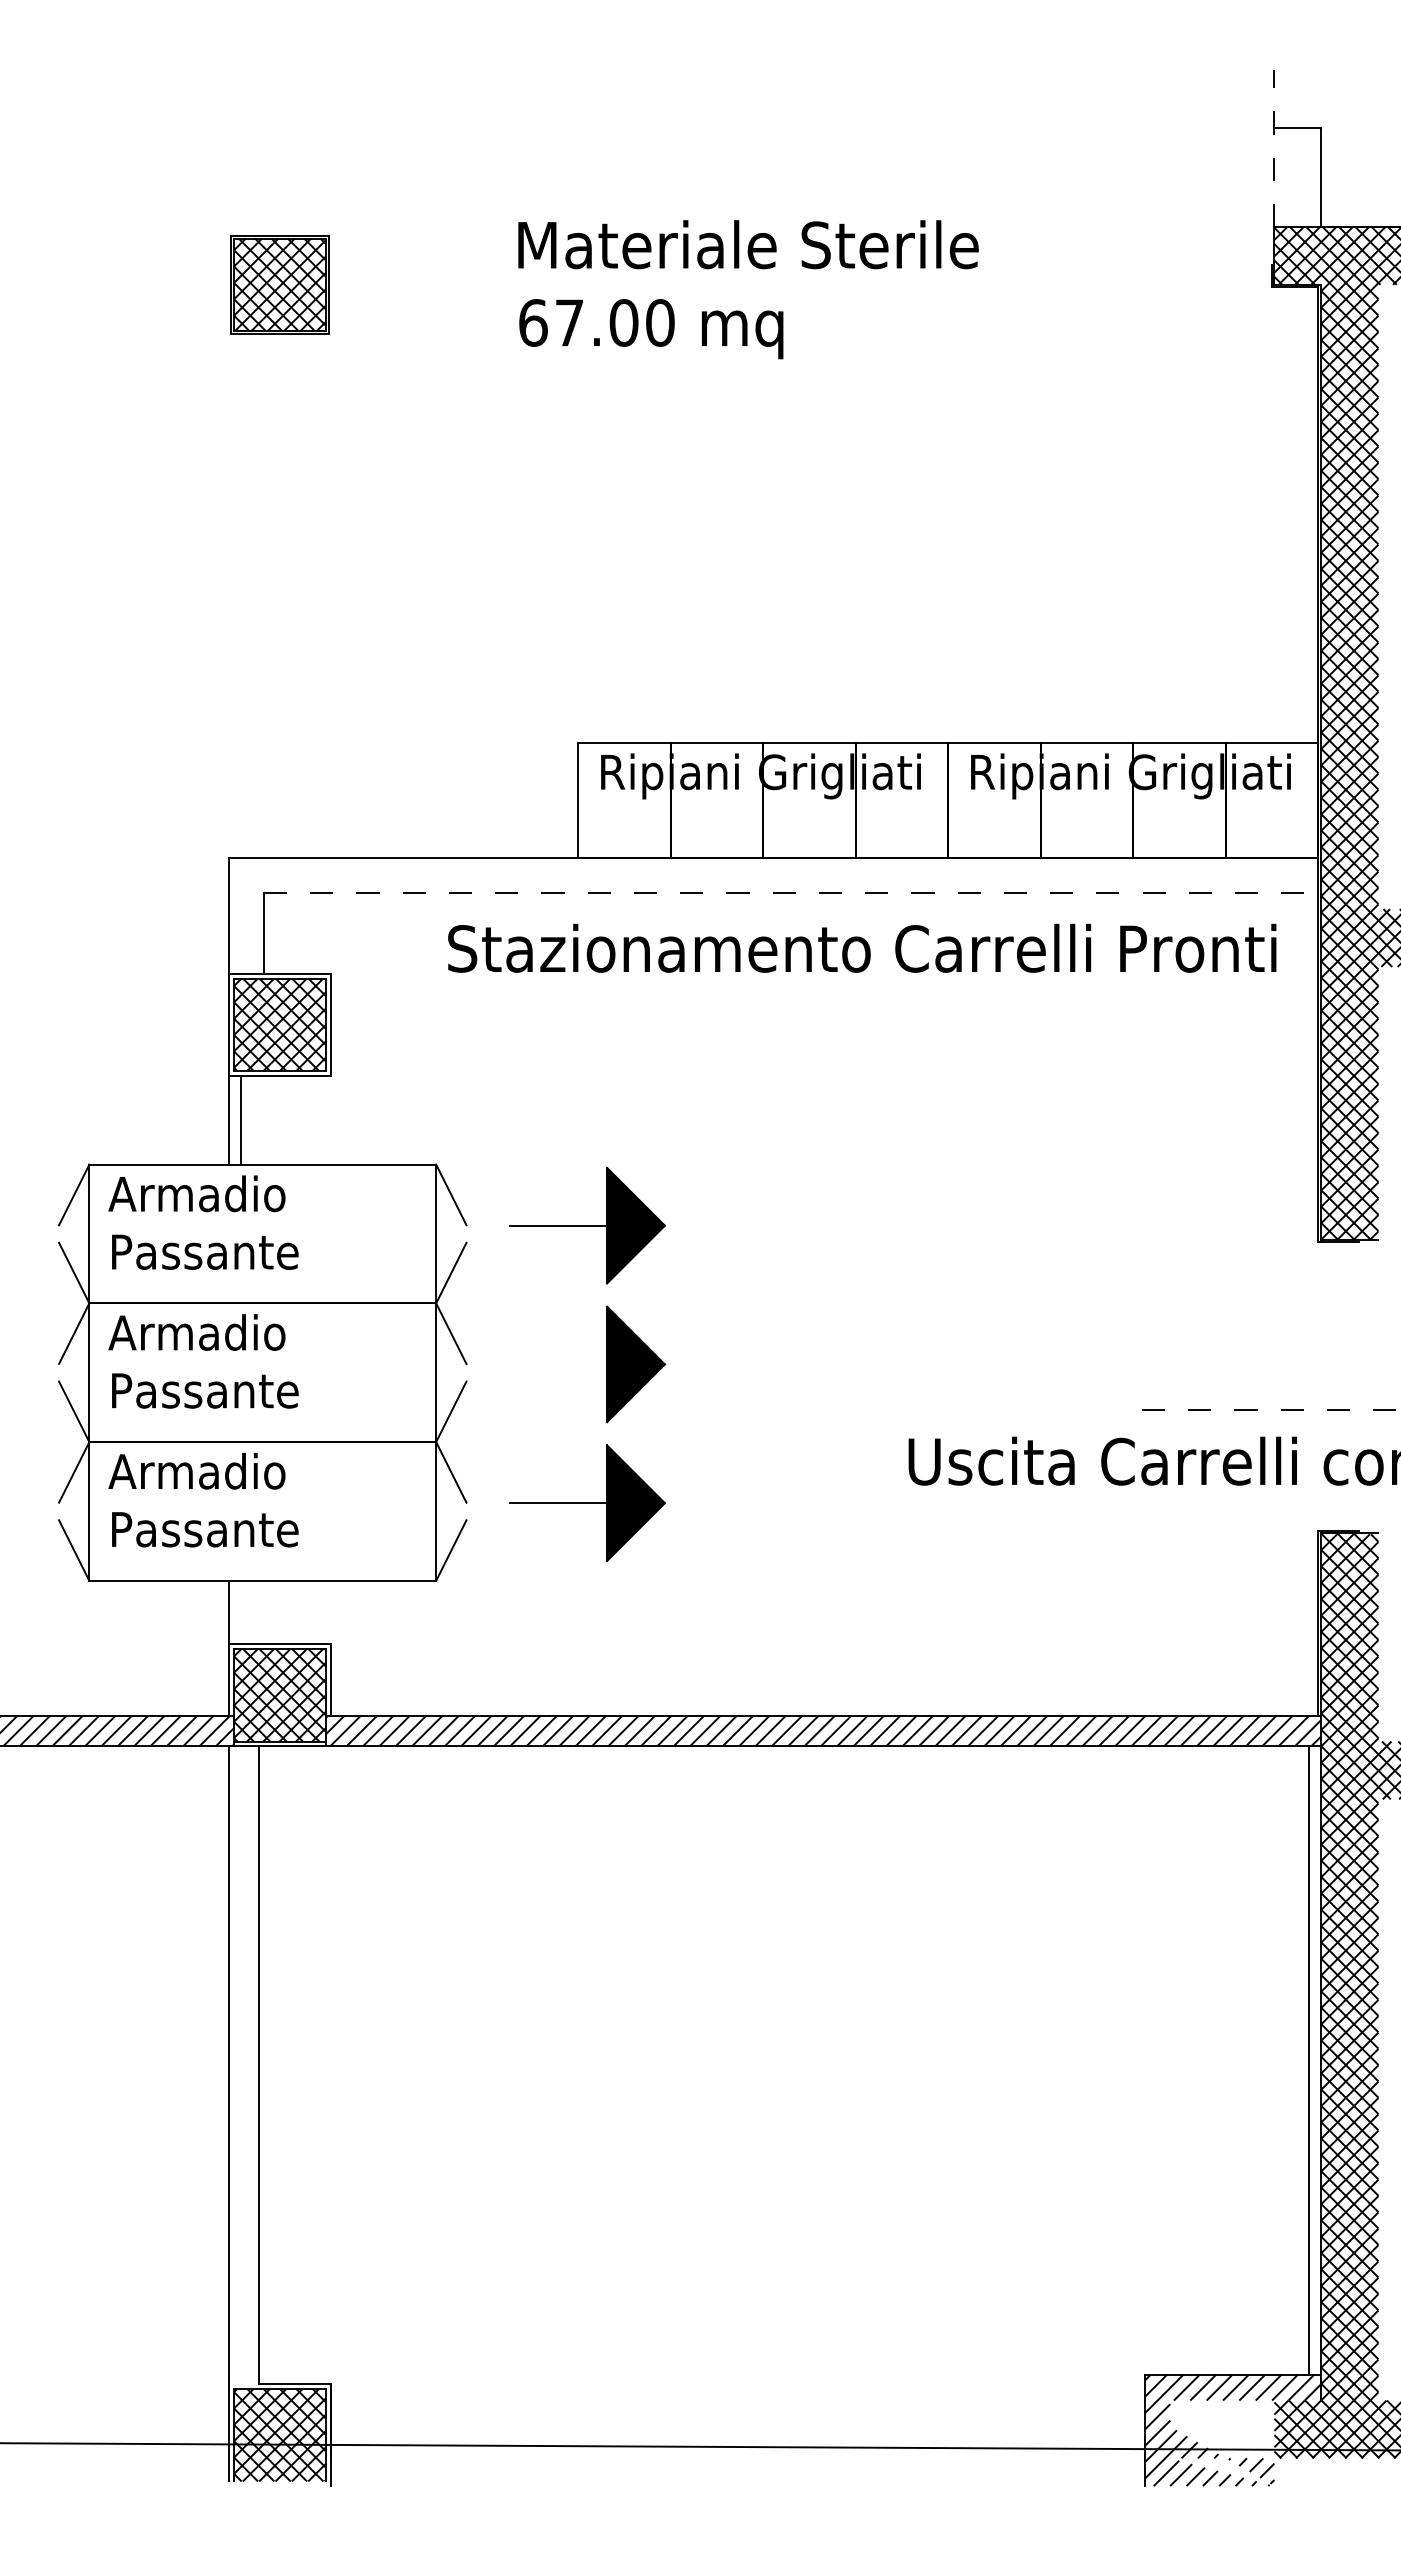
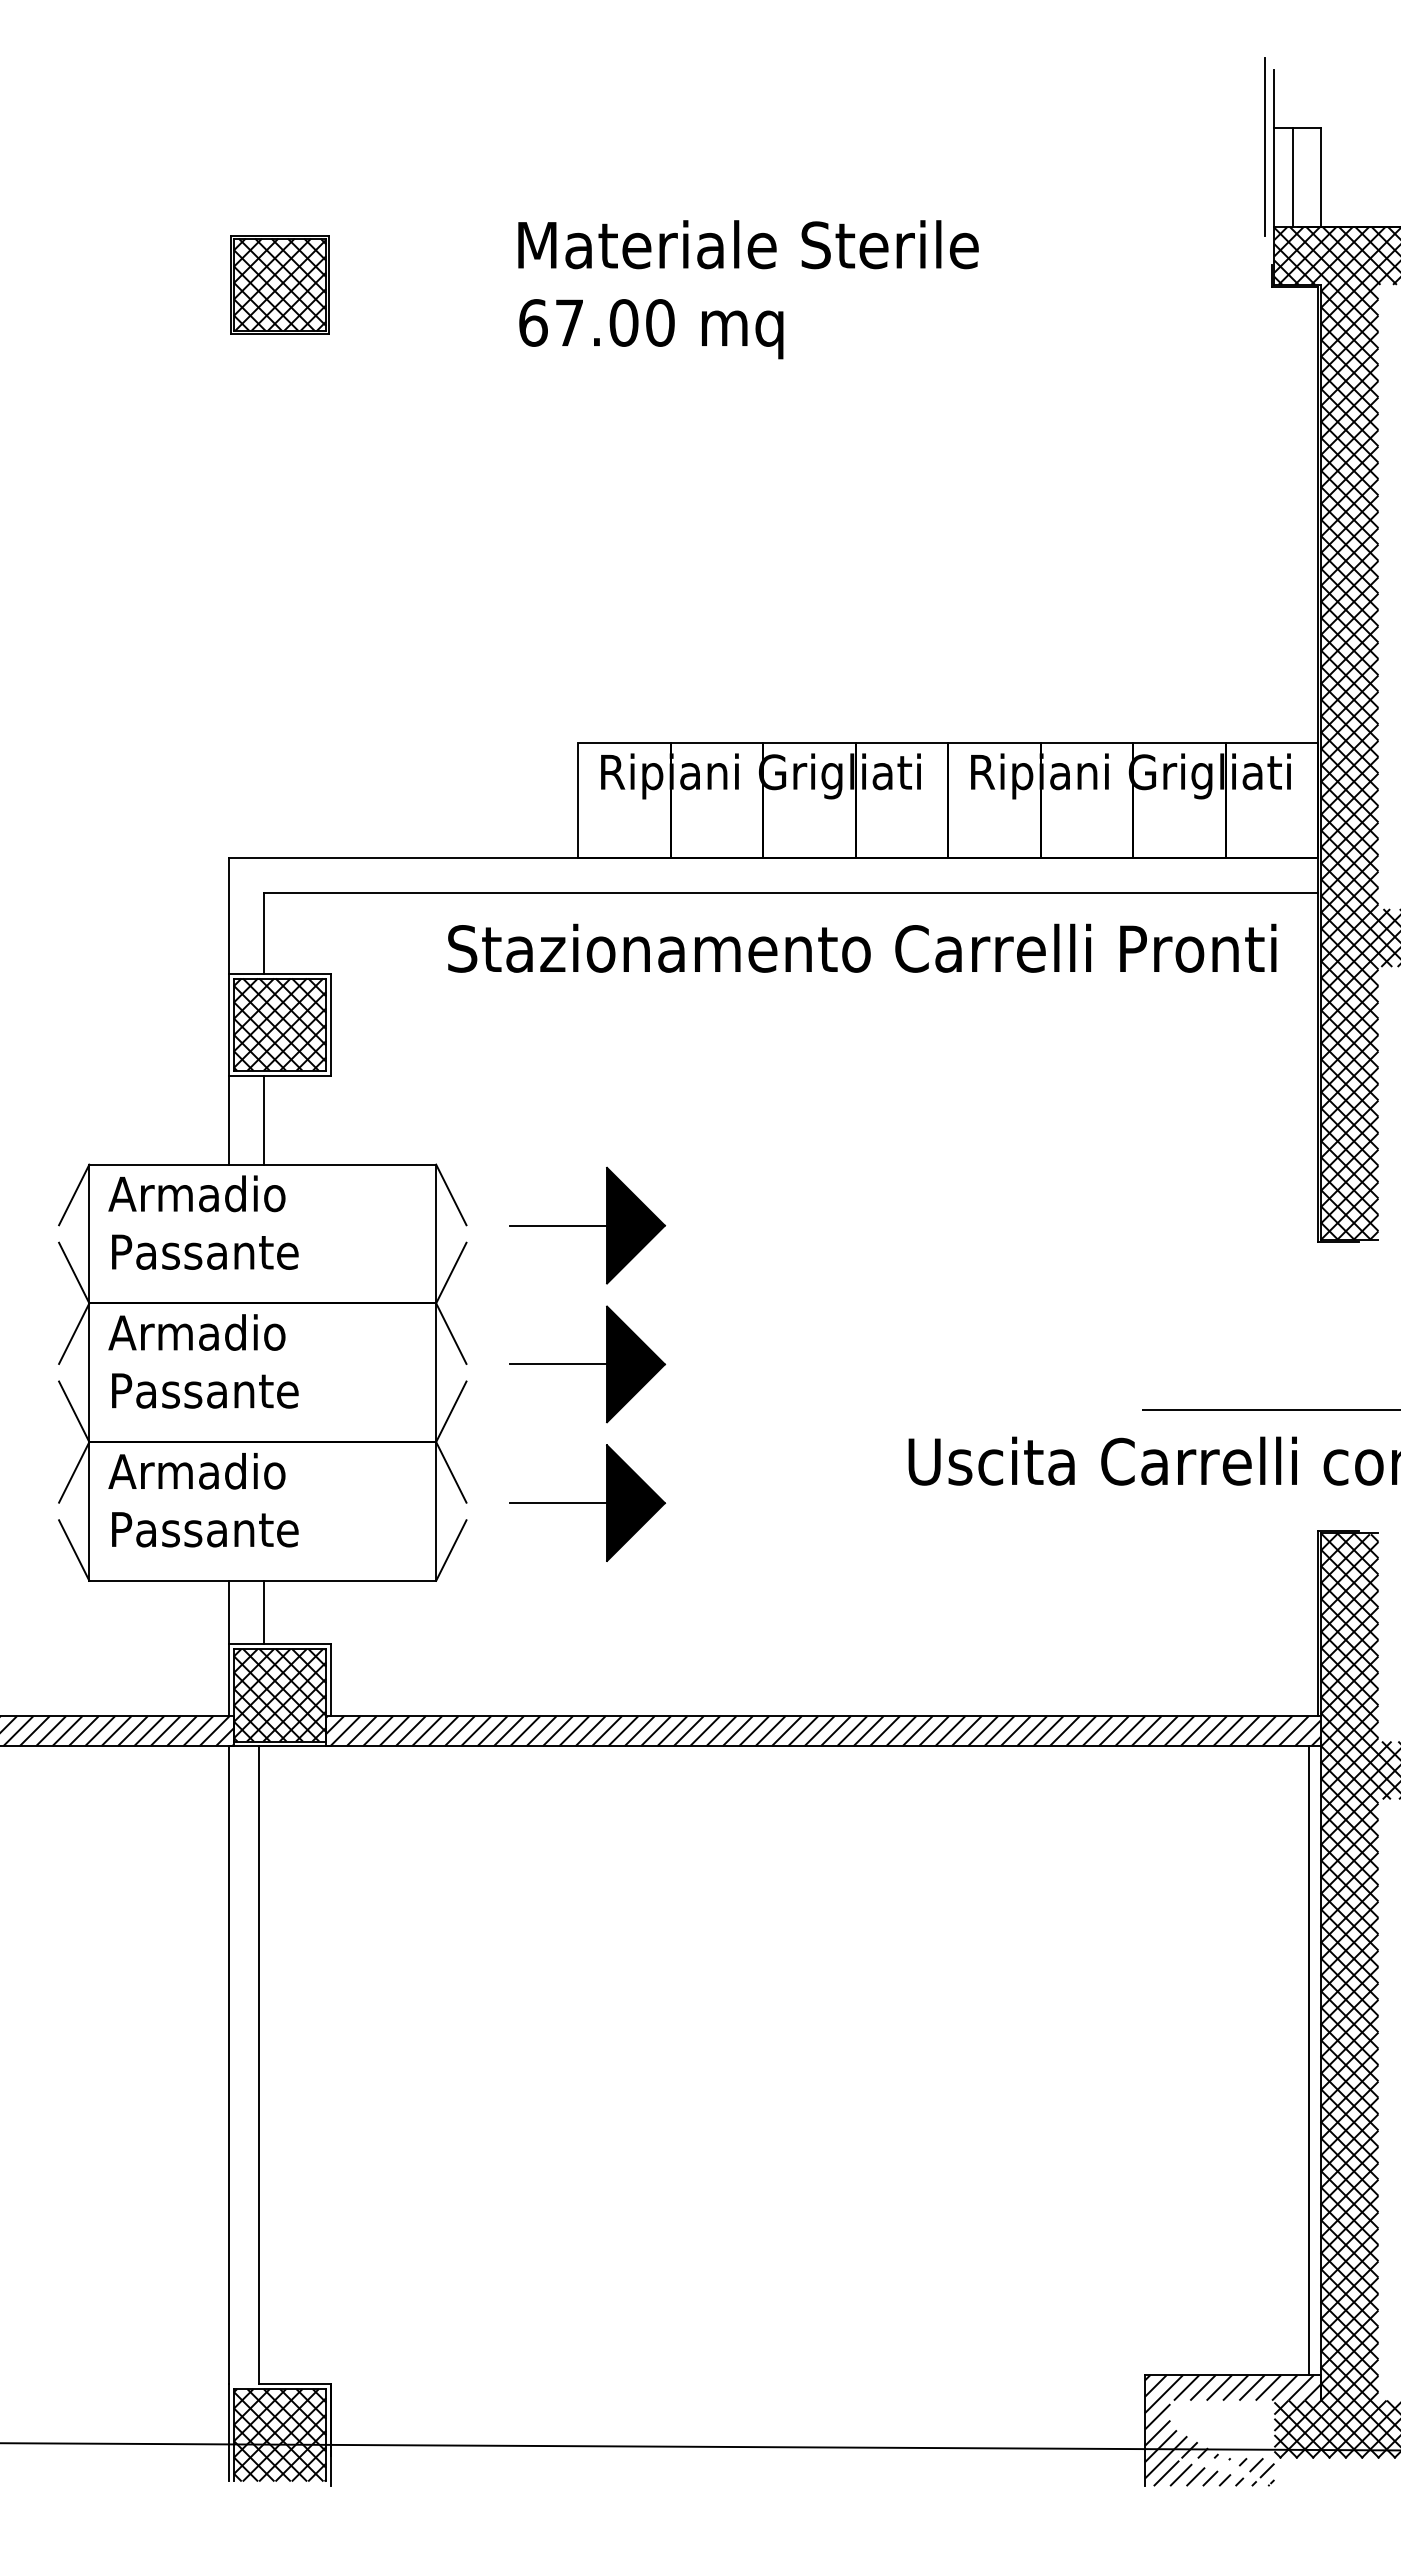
line: none -> present (1264, 146)
line: dashed -> solid (1274, 148)
line: none -> present (1292, 177)
line: dashed -> solid (791, 892)
line position: (240, 1120) -> (263, 1120) (263, 1120)
line: none -> present (558, 1364)
line: dashed -> solid (1271, 1409)
line: none -> present (263, 1612)
